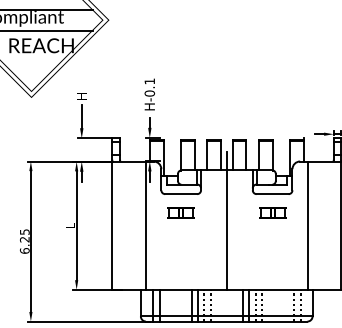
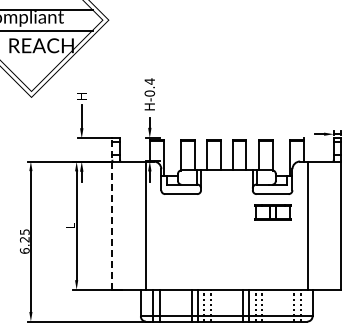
text: H-0.1 -> H-0.4 (149, 81)
part: present -> none (180, 212)
part size: 28x12 px -> 38x17 px (272, 212)
line: solid -> dashed (112, 214)
line: present -> none (226, 220)
